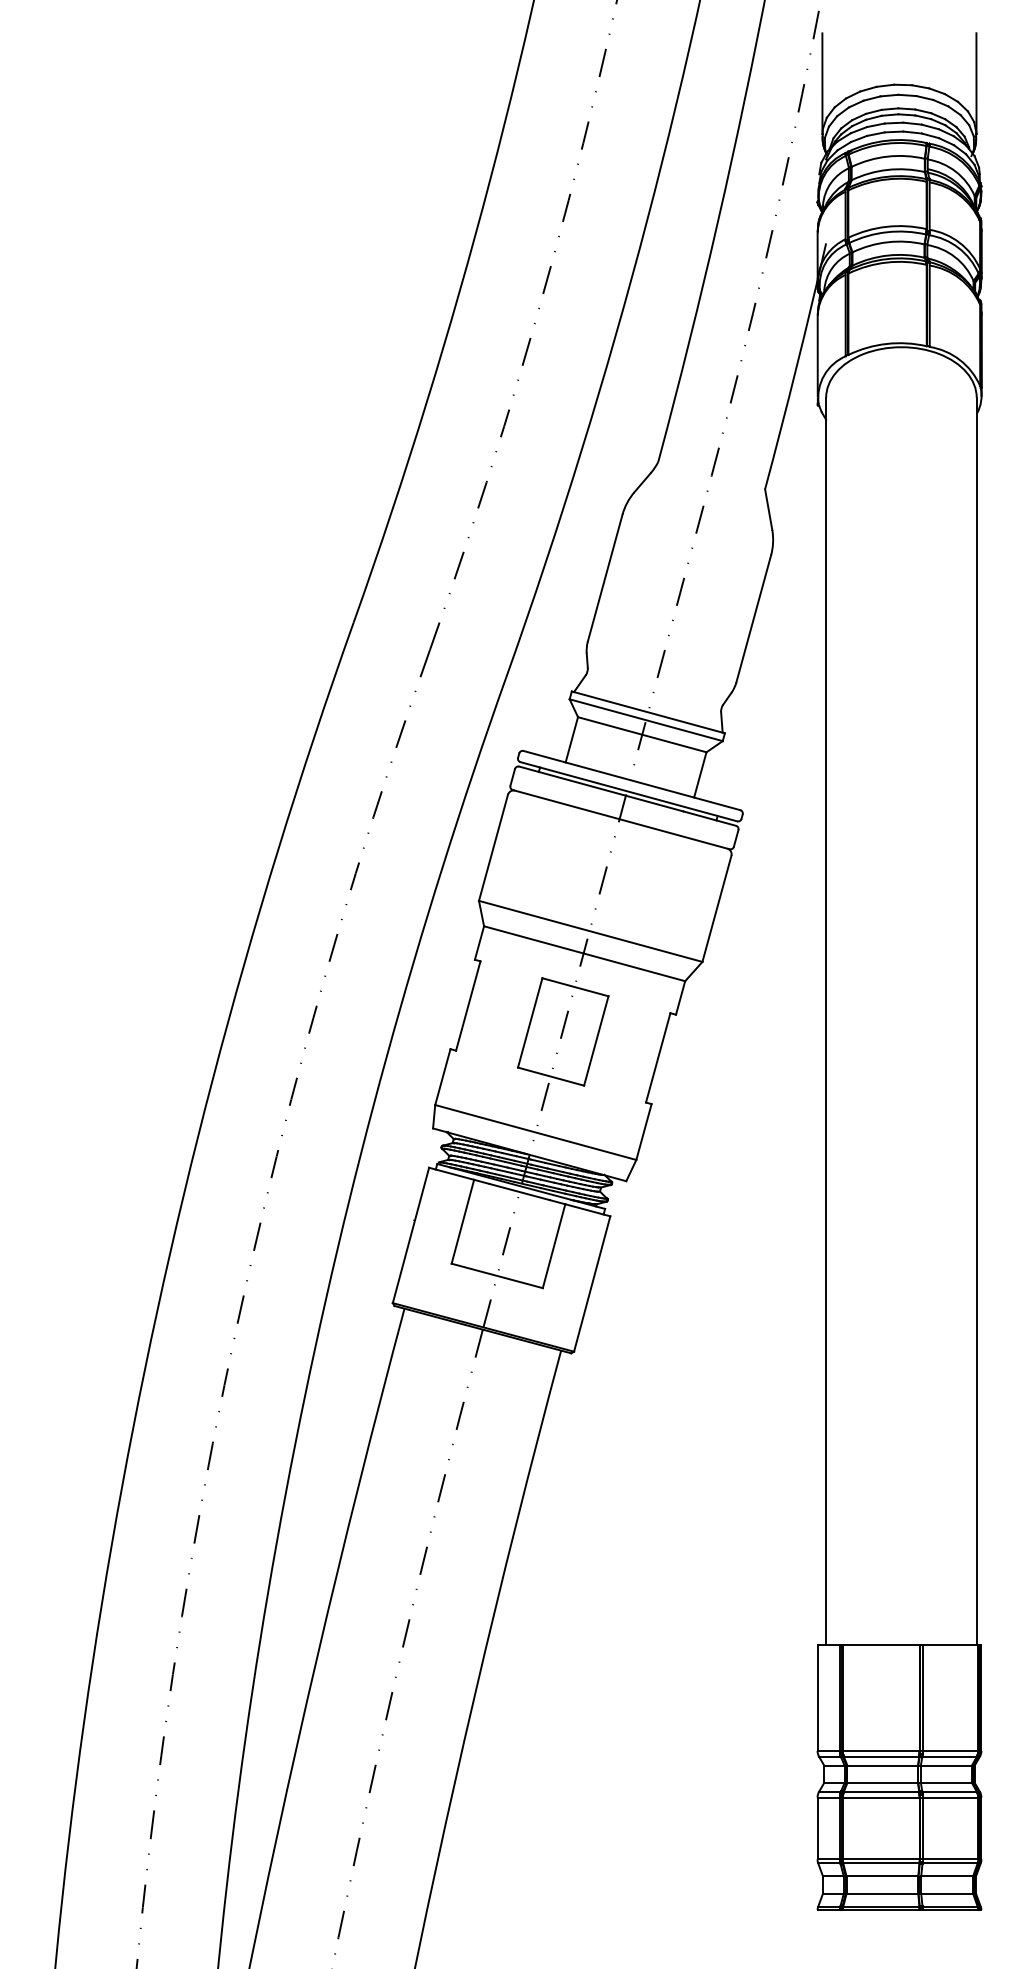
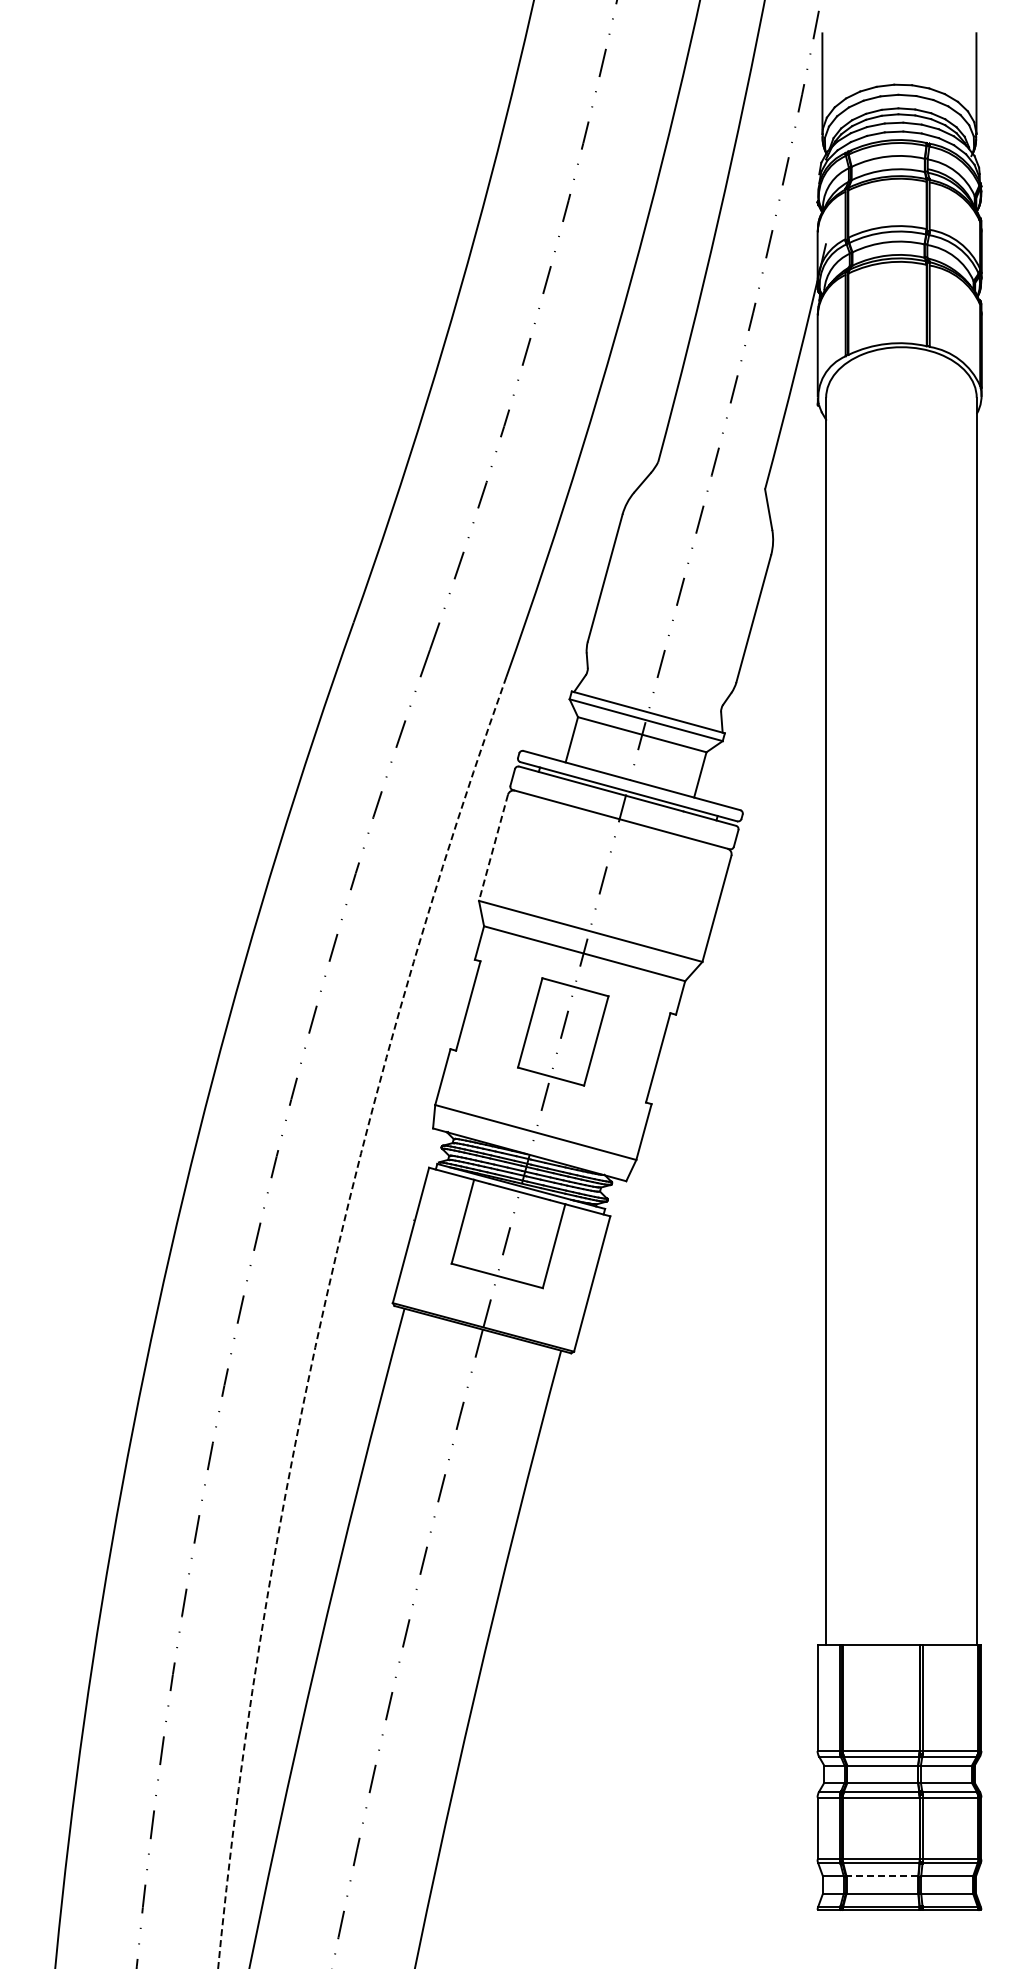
line: solid -> dashed (493, 848)
arc: solid -> dashed (322, 1314)
line: solid -> dashed (882, 1876)
